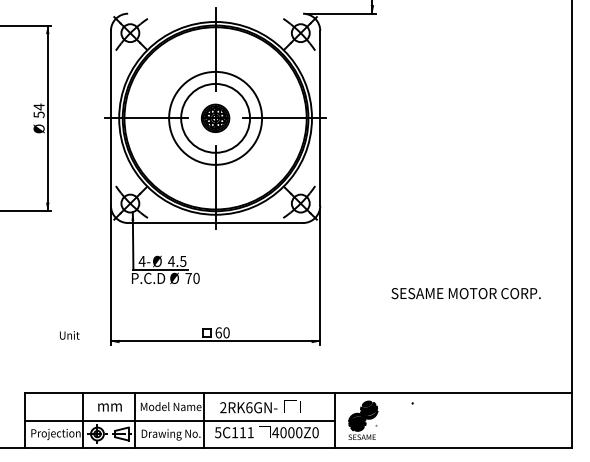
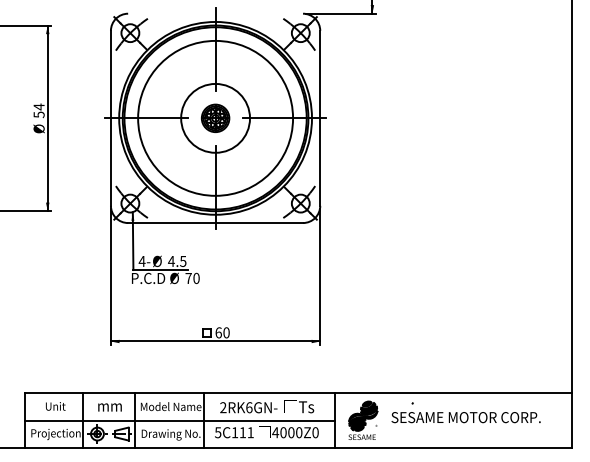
circle diameter: 93 px -> 155 px (215, 117)
text position: (465, 293) -> (465, 417) (465, 417)
text position: (69, 335) -> (55, 406) (55, 406)
text: □ -> Ts (306, 407)
